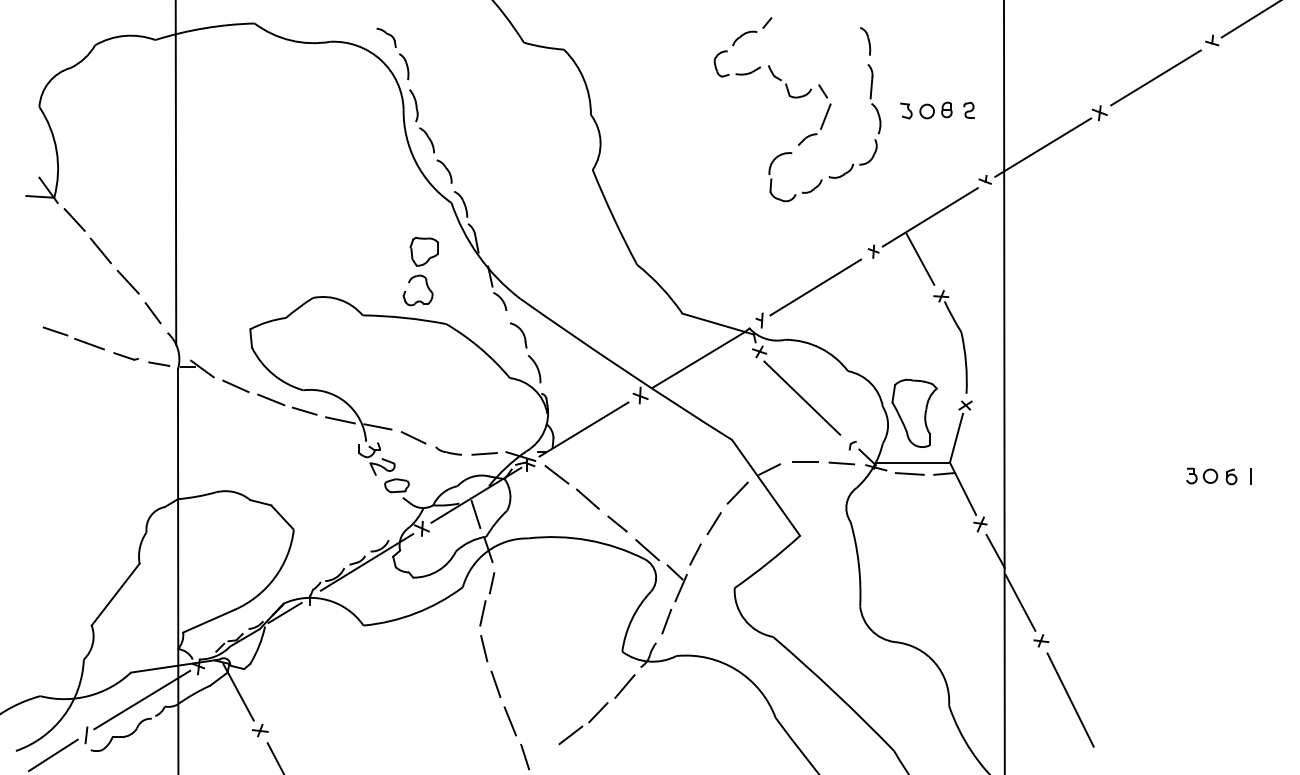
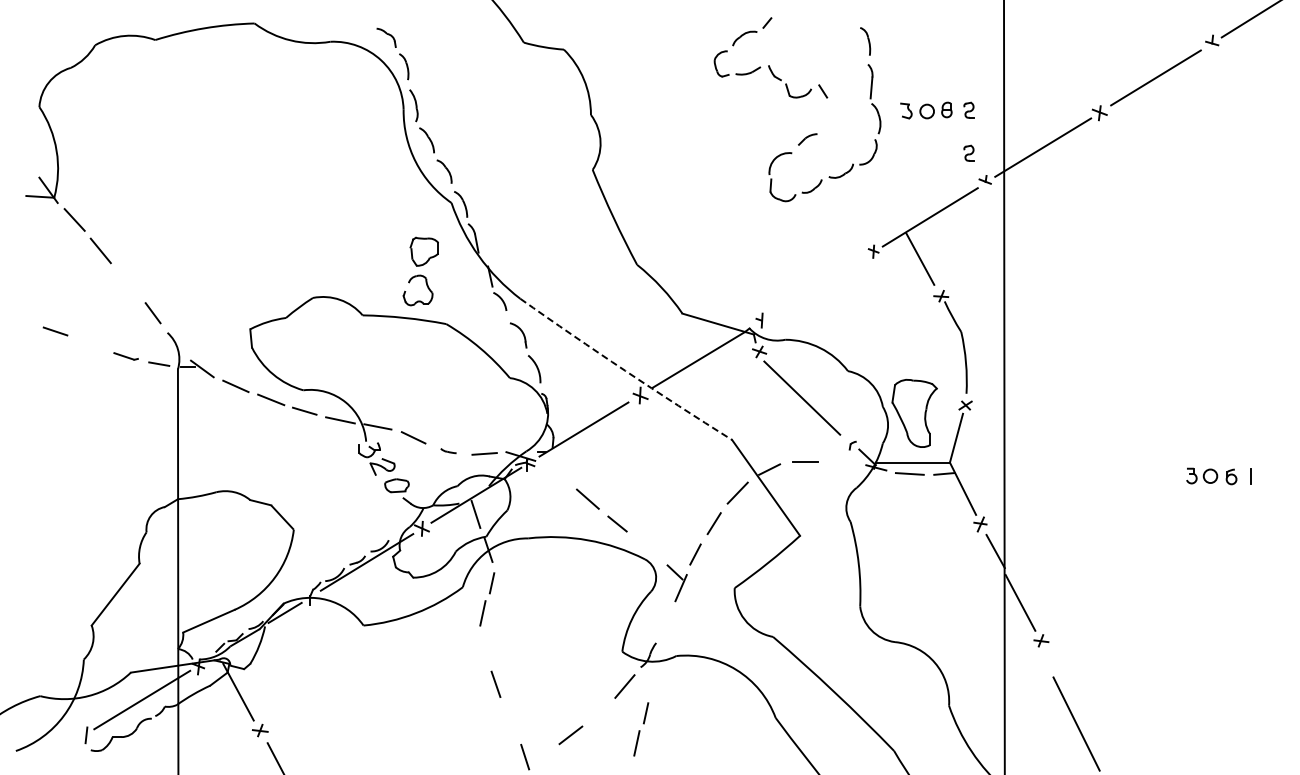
line: present -> none (825, 116)
part: none -> present (968, 152)
line: present -> none (175, 173)
line: present -> none (127, 281)
line: present -> none (815, 287)
line: present -> none (89, 343)
arc: solid -> dashed (625, 370)
part size: 27x10 px -> 17x7 px (448, 451)
line: present -> none (841, 463)
line: present -> none (556, 474)
line: present -> none (647, 550)
line: present -> none (666, 621)
line: present -> none (484, 648)
line position: (1070, 699) -> (1076, 723) (1076, 723)
line: present -> none (598, 712)
line: present -> none (510, 721)
part: none -> present (641, 729)
line: present -> none (52, 755)
